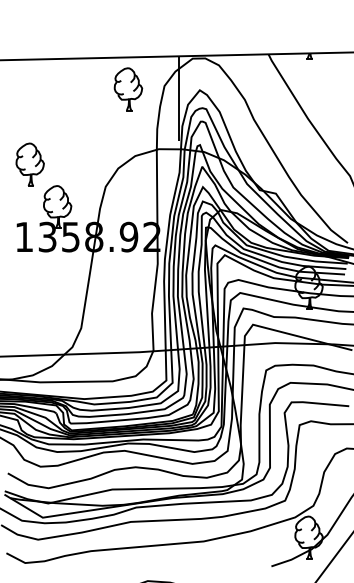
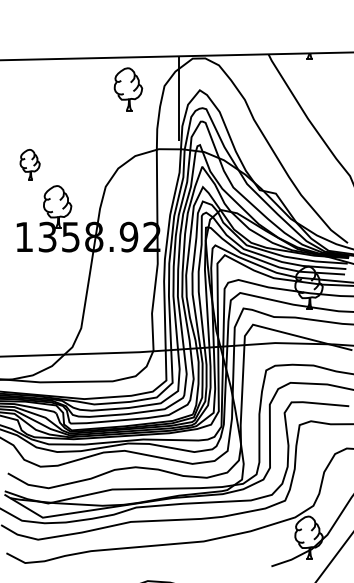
part size: 30x45 px -> 22x32 px (29, 164)
